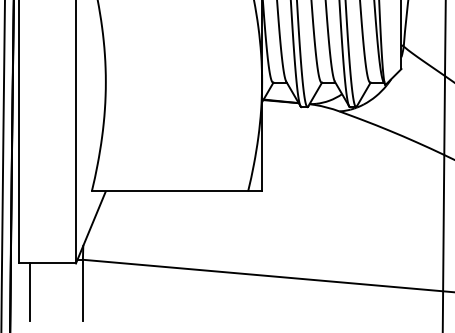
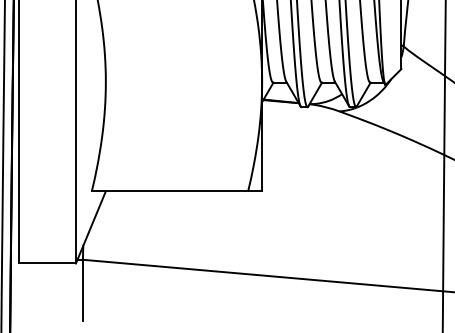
line: present -> none (30, 292)
